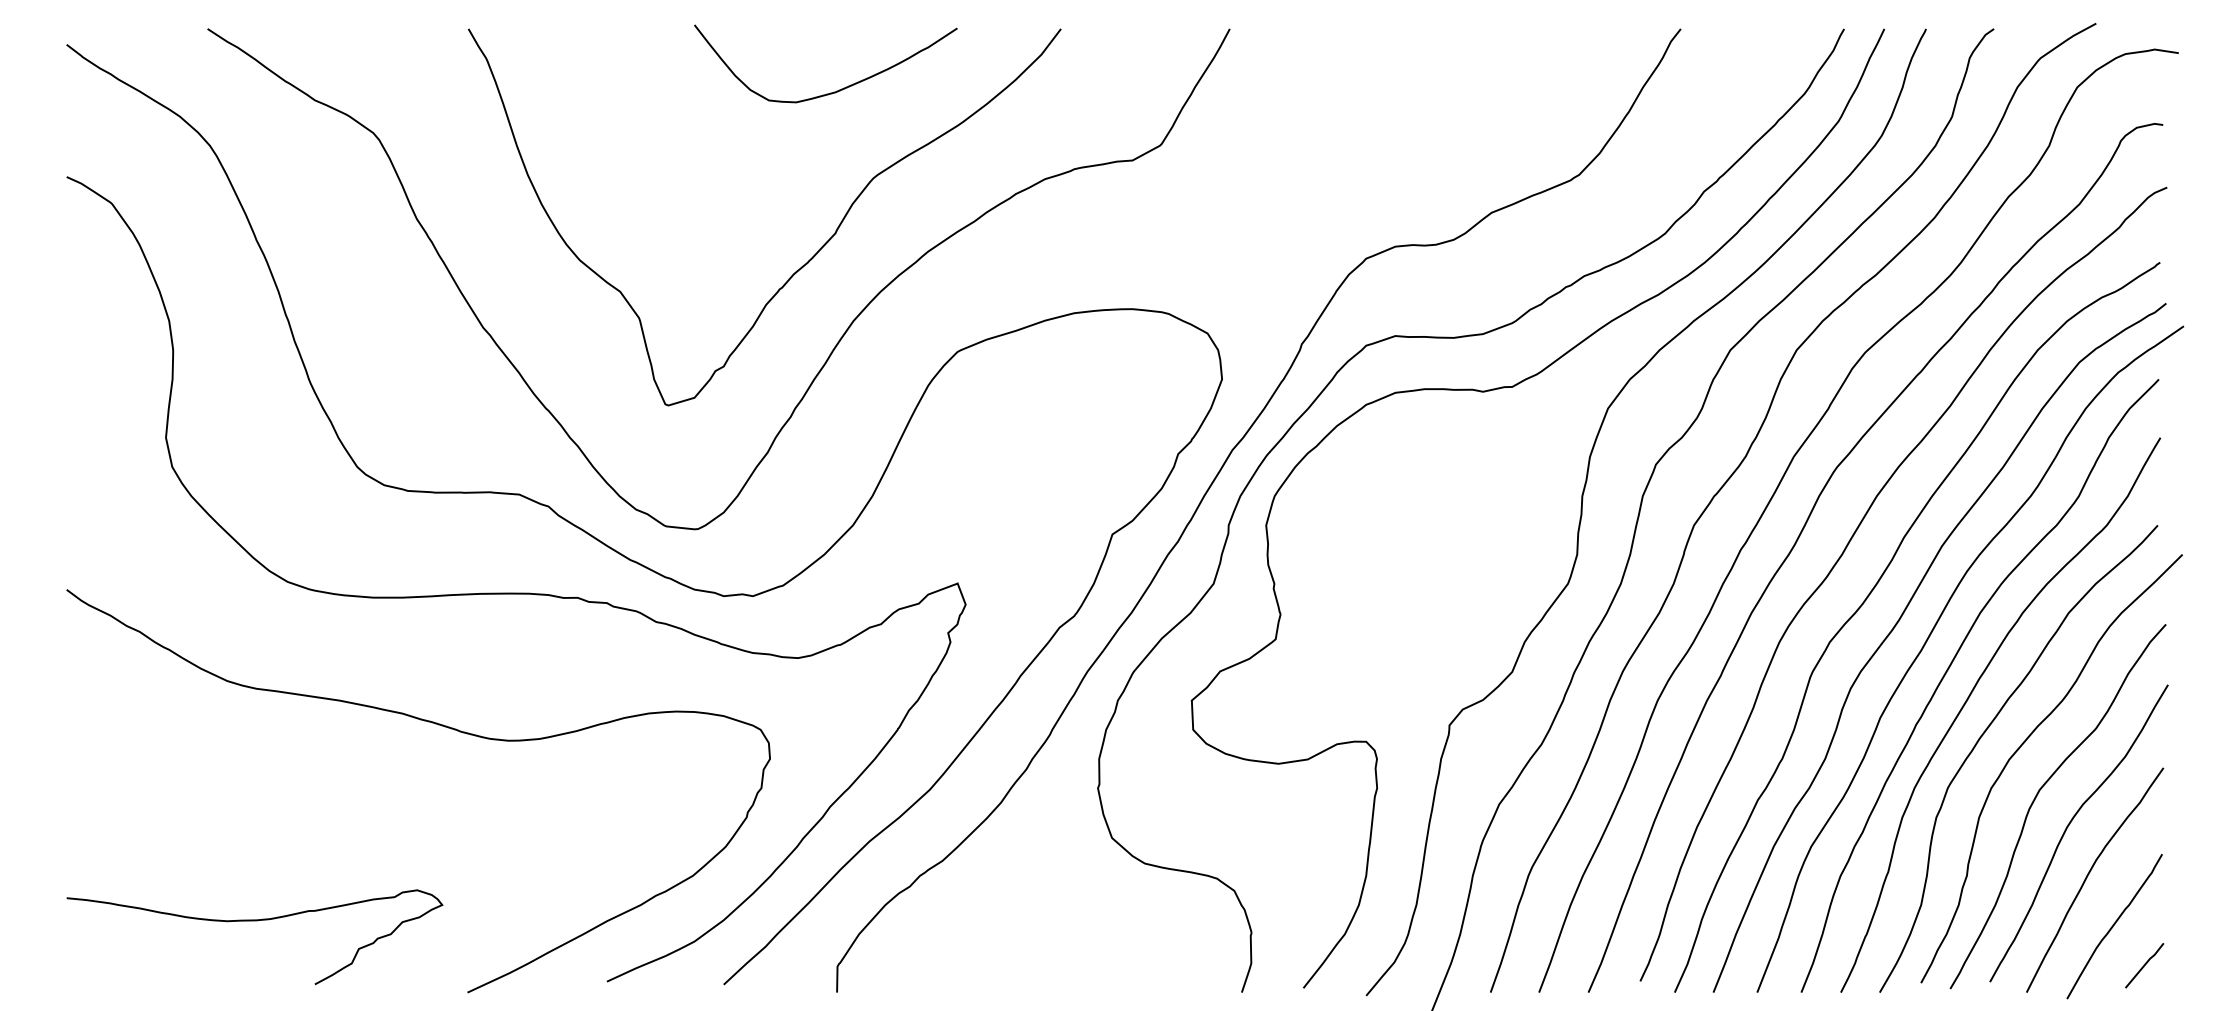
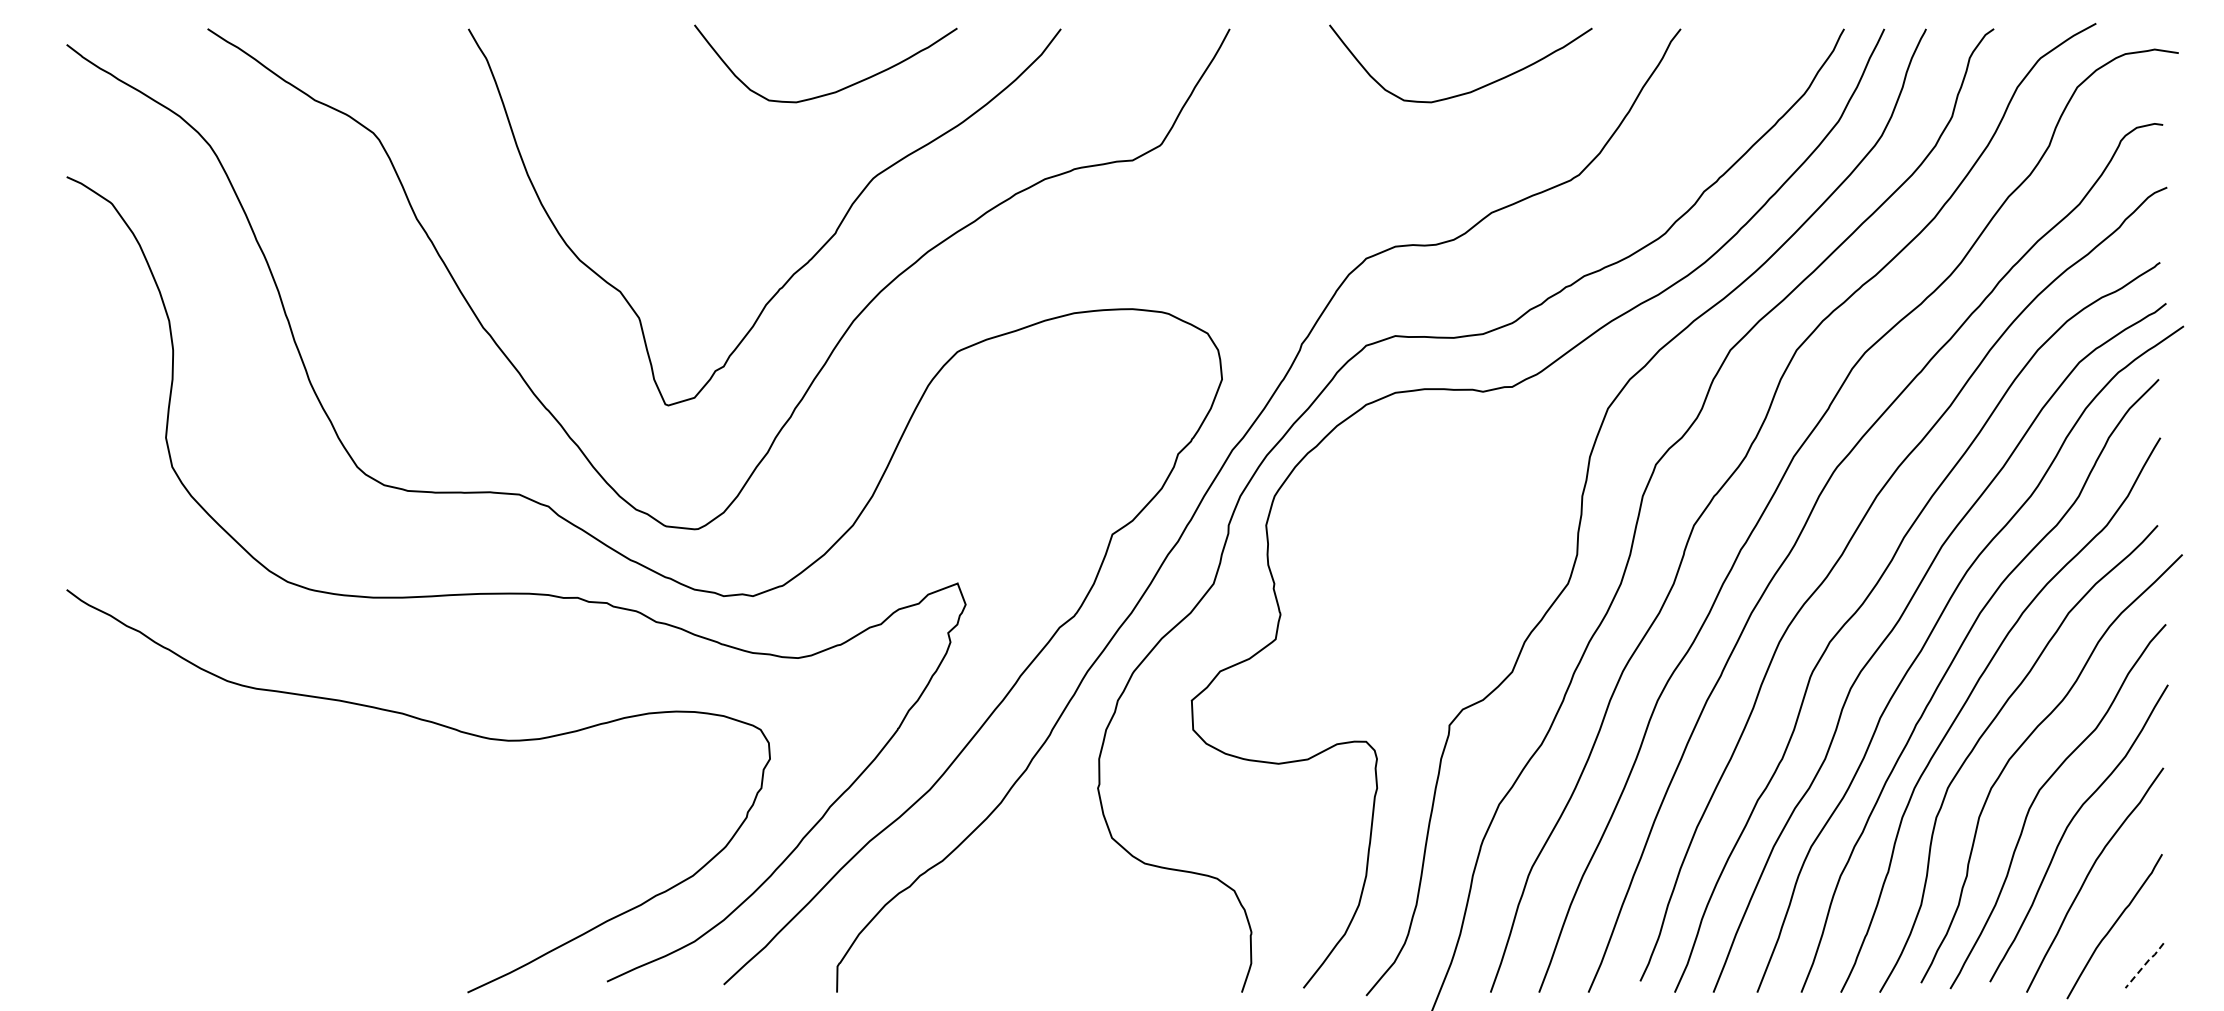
curve: none -> present (1471, 90)
curve: present -> none (254, 921)
line: solid -> dashed (2145, 964)
